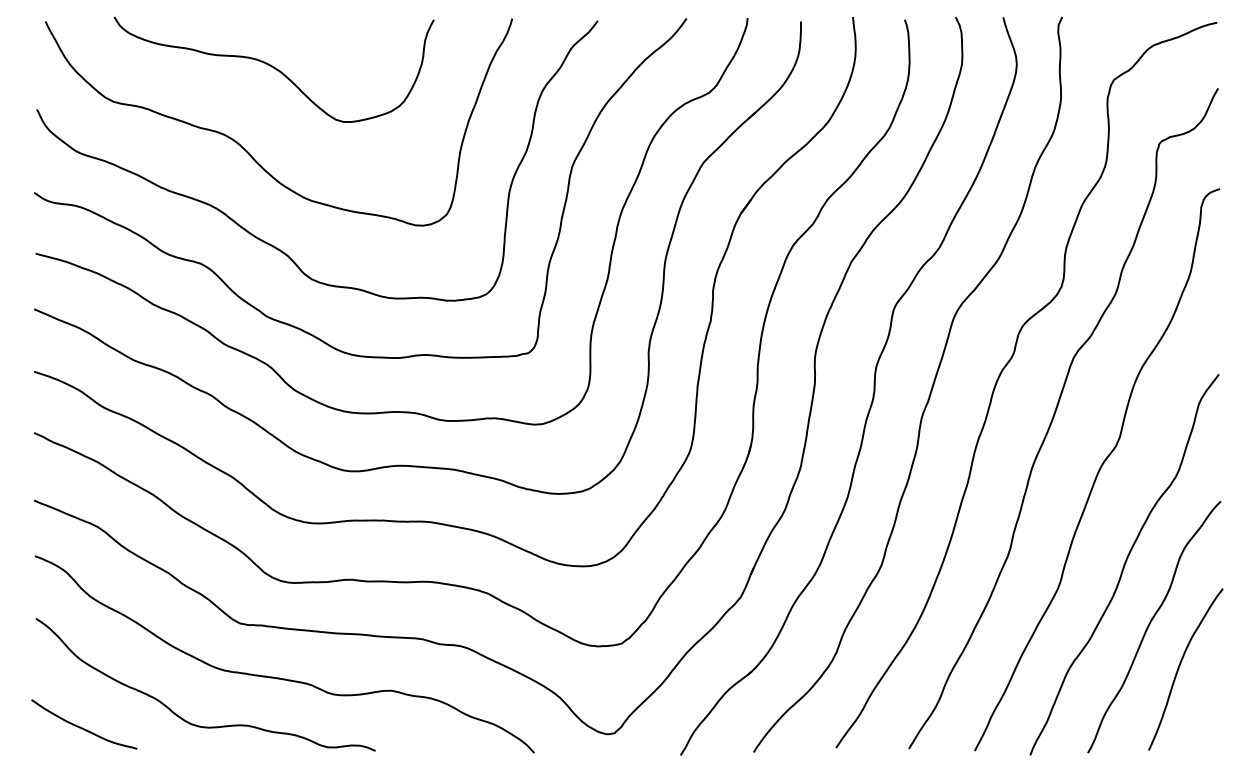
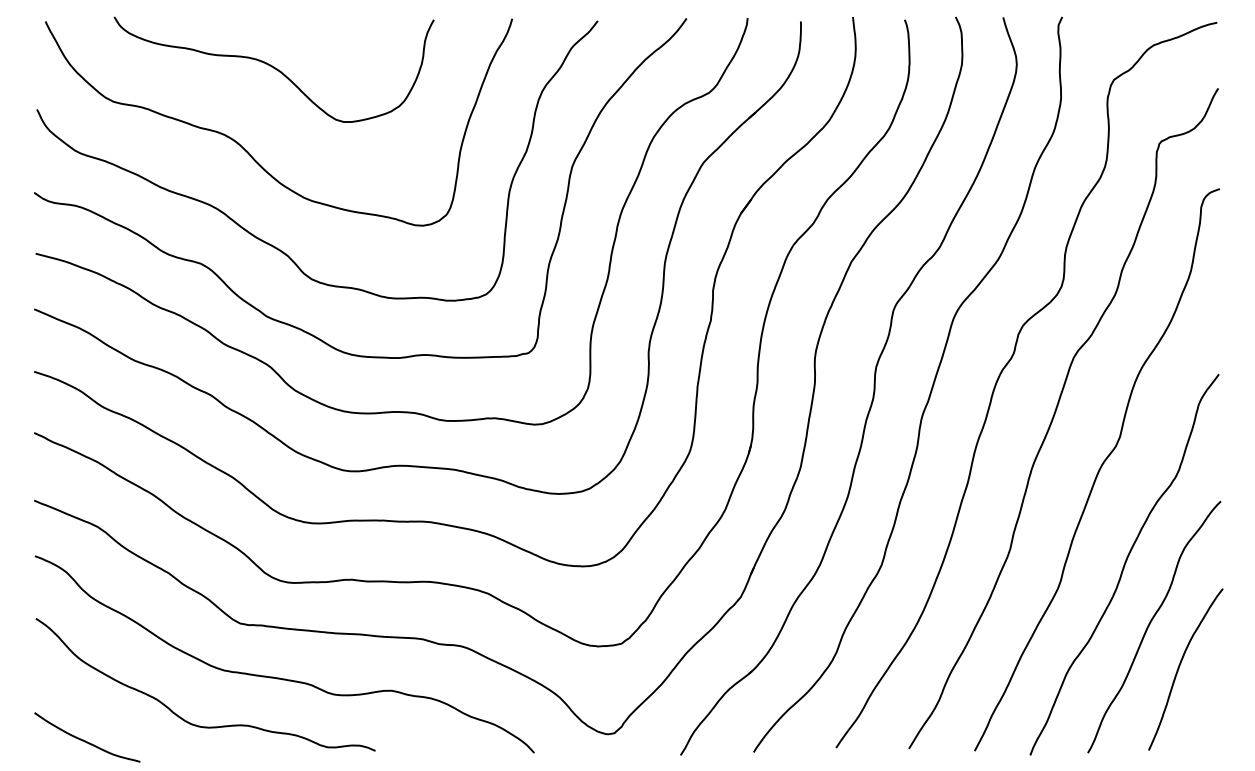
curve position: (82, 727) -> (85, 740) (85, 740)
